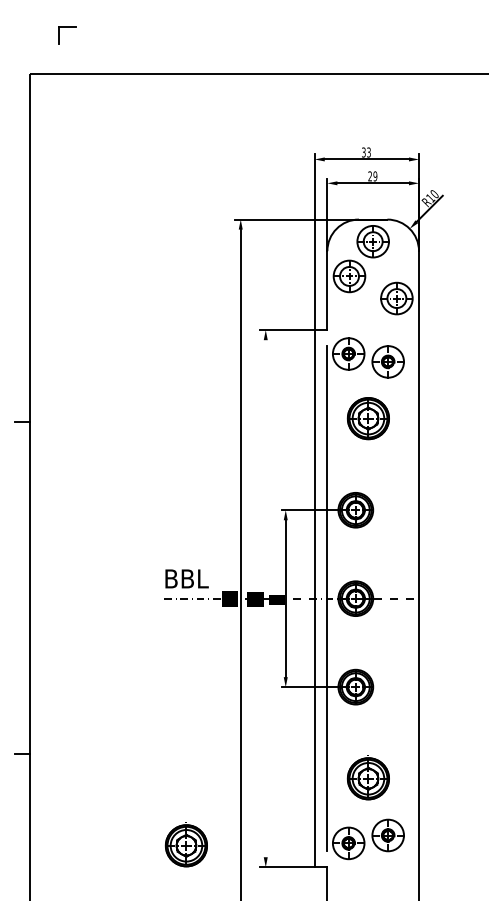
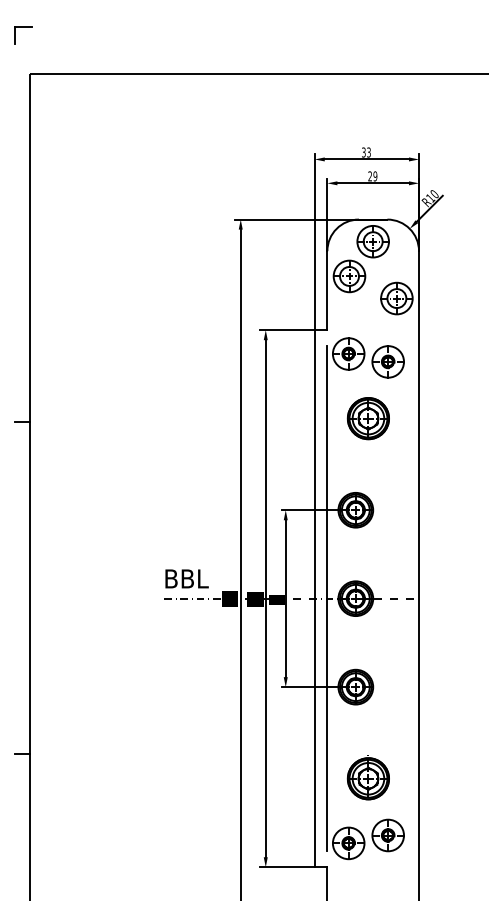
part position: (67, 27) -> (23, 27) (23, 27)
line: none -> present (265, 598)
part: present -> none (185, 844)
